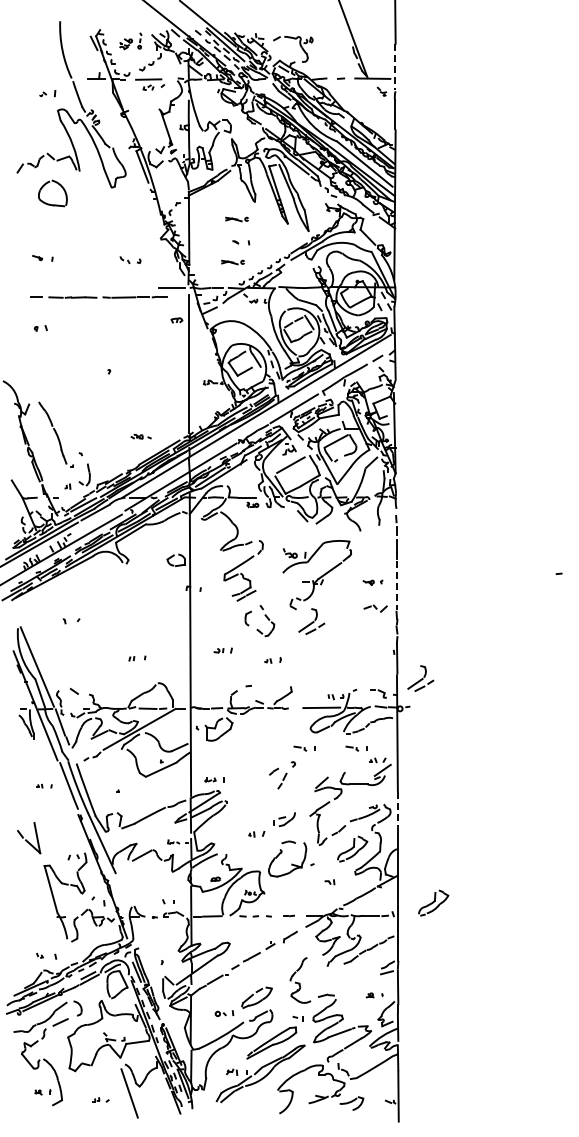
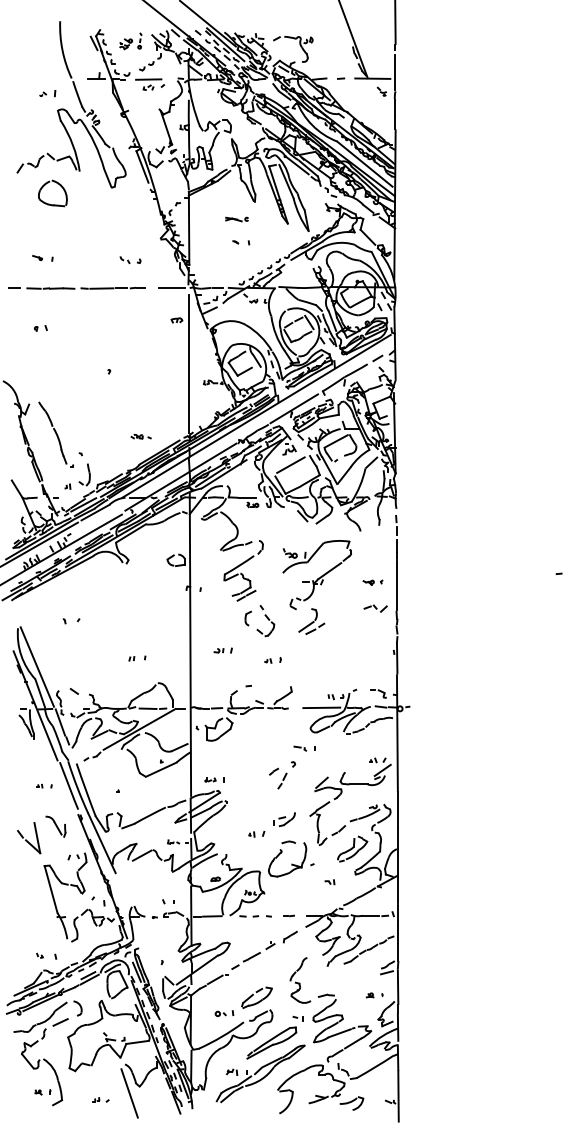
line: dashed -> solid (395, 72)
part: present -> none (232, 262)
line position: (97, 297) -> (75, 288) (75, 288)
line: dashed -> solid (396, 585)
part: present -> none (420, 678)
part: present -> none (356, 748)
line: dashed -> solid (397, 809)
part: none -> present (55, 826)
part: present -> none (433, 902)
